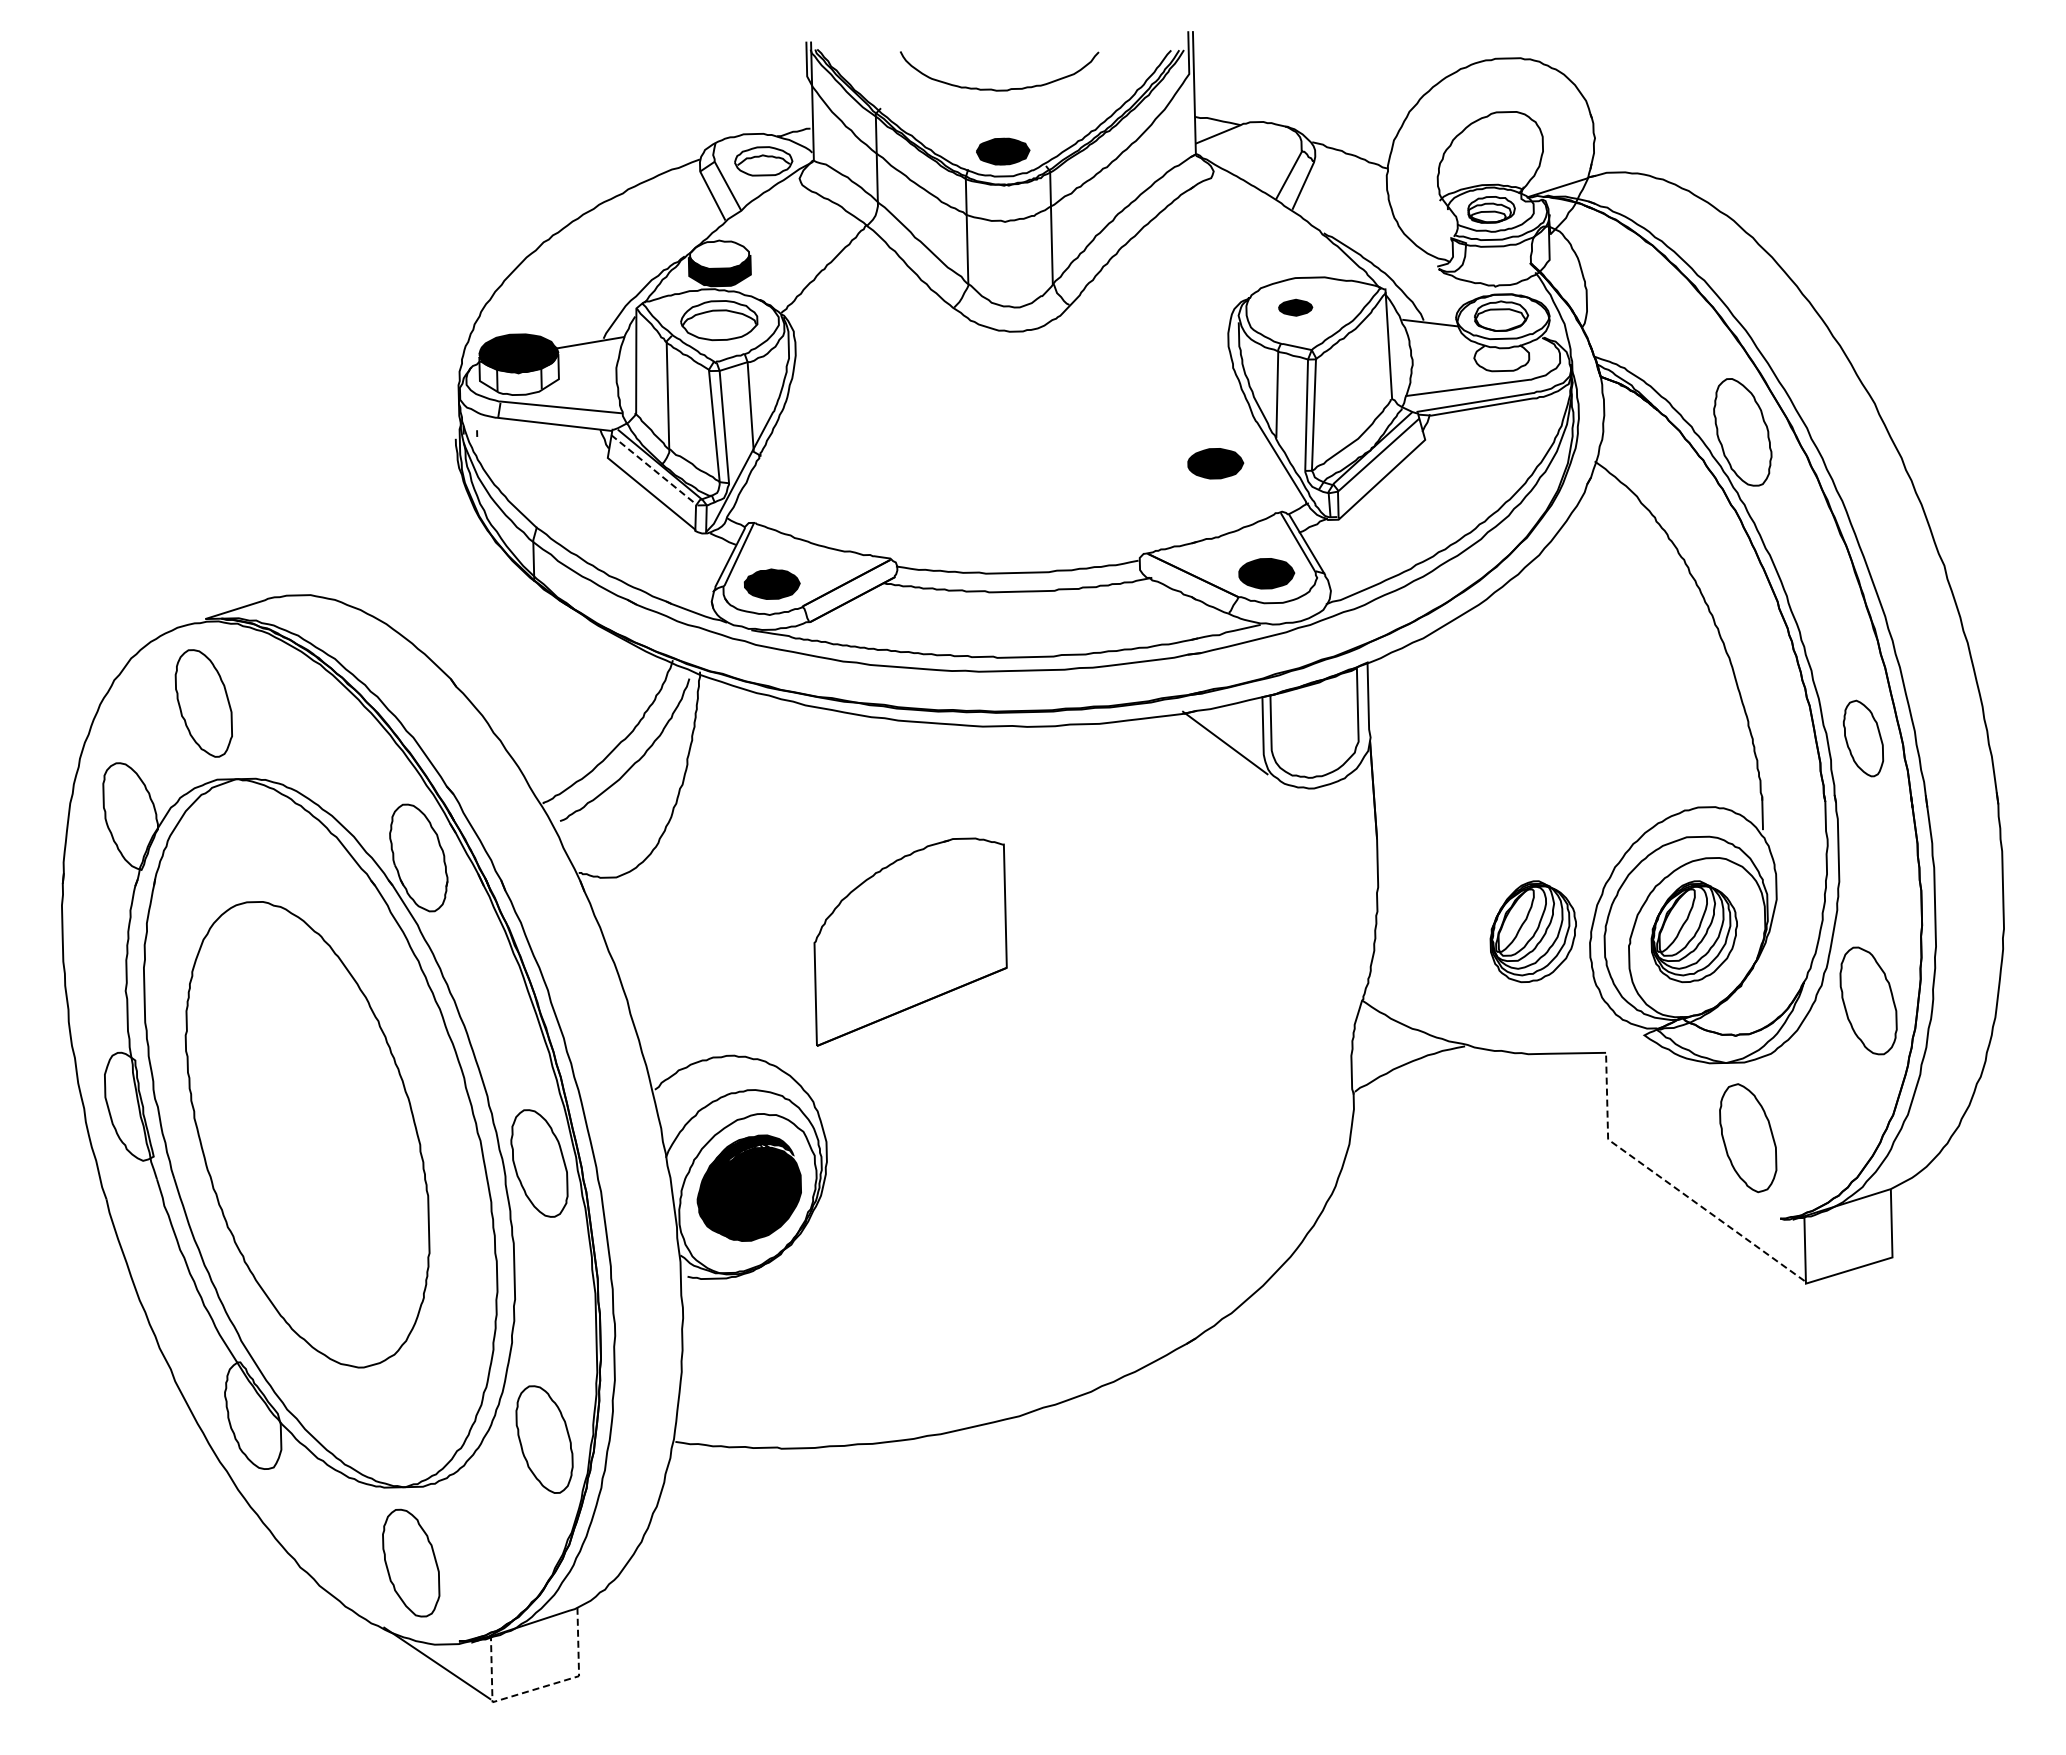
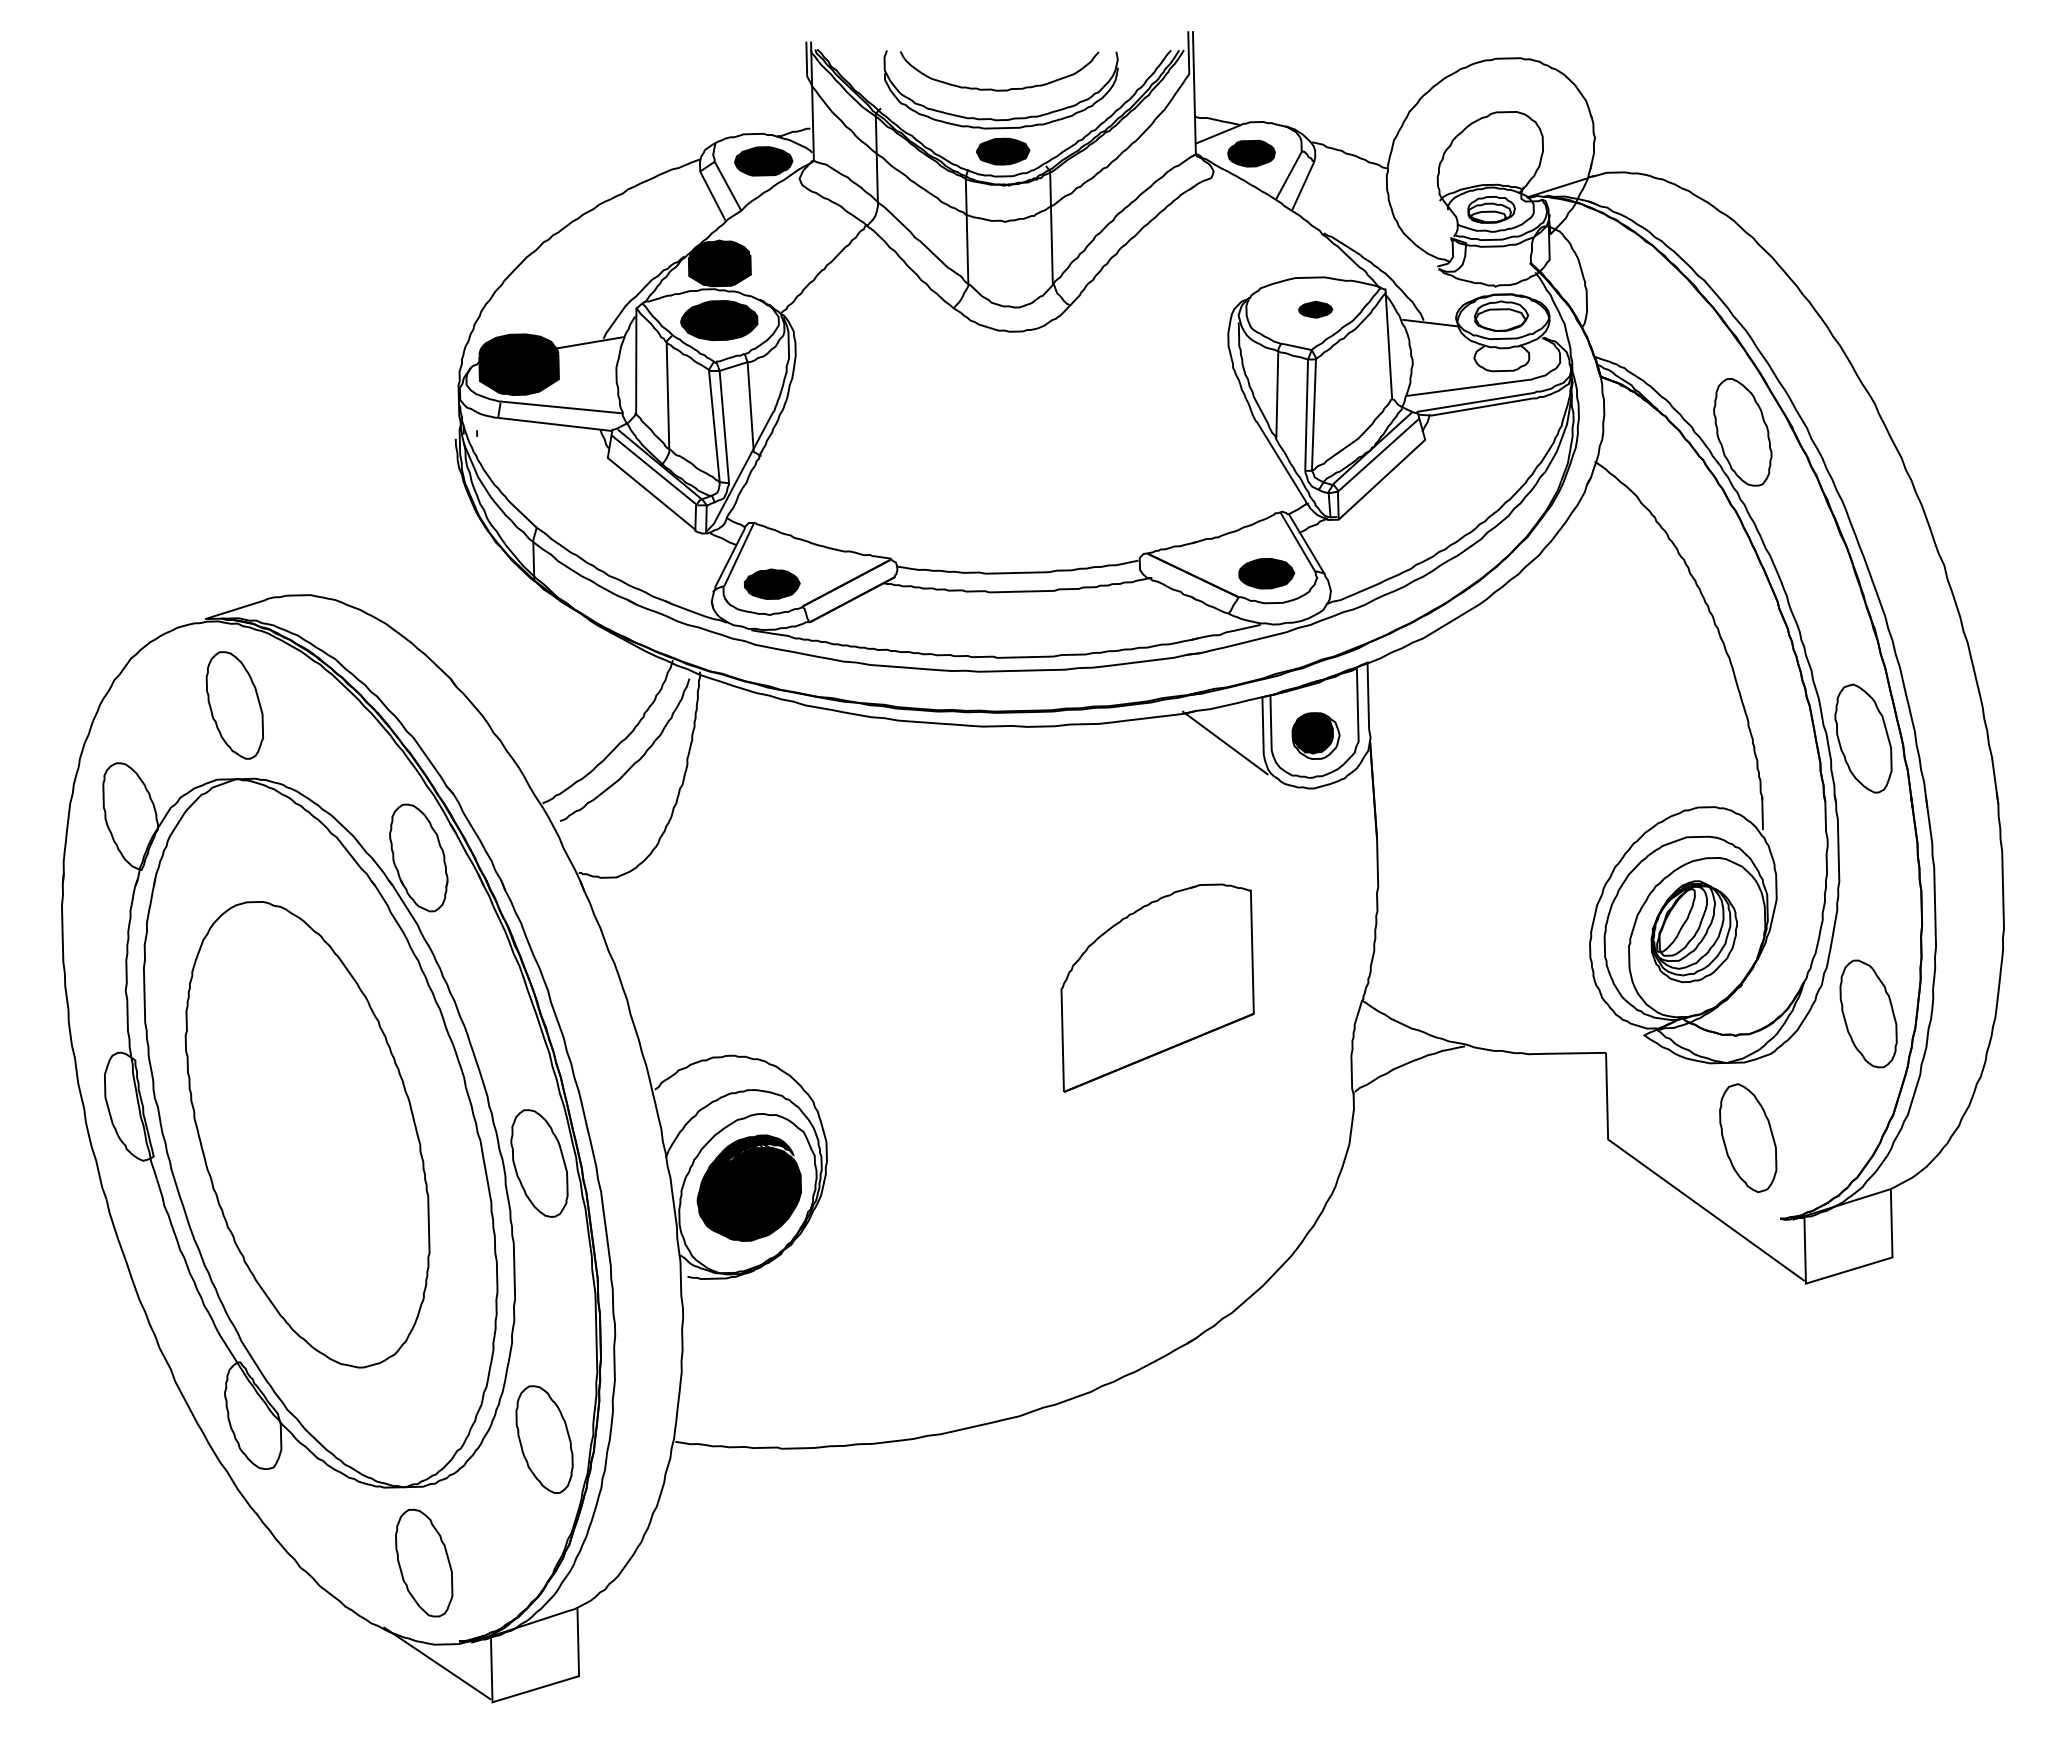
part: none -> present (993, 118)
part: none -> present (1251, 153)
fill: none -> present (763, 161)
fill: none -> present (719, 255)
part position: (1295, 307) -> (1315, 309) (1315, 309)
fill: none -> present (718, 320)
fill: none -> present (518, 375)
part: present -> none (1215, 463)
line: dashed -> solid (653, 469)
part position: (203, 703) -> (234, 705) (234, 705)
part: none -> present (1315, 735)
part size: 43x79 px -> 59x111 px (1863, 738)
part: present -> none (1532, 931)
part position: (910, 941) -> (1157, 987) (1157, 987)
part position: (1868, 1000) -> (1868, 1013) (1868, 1013)
line: dashed -> solid (1670, 1184)
part position: (411, 1562) -> (424, 1562) (424, 1562)
line: dashed -> solid (536, 1689)
